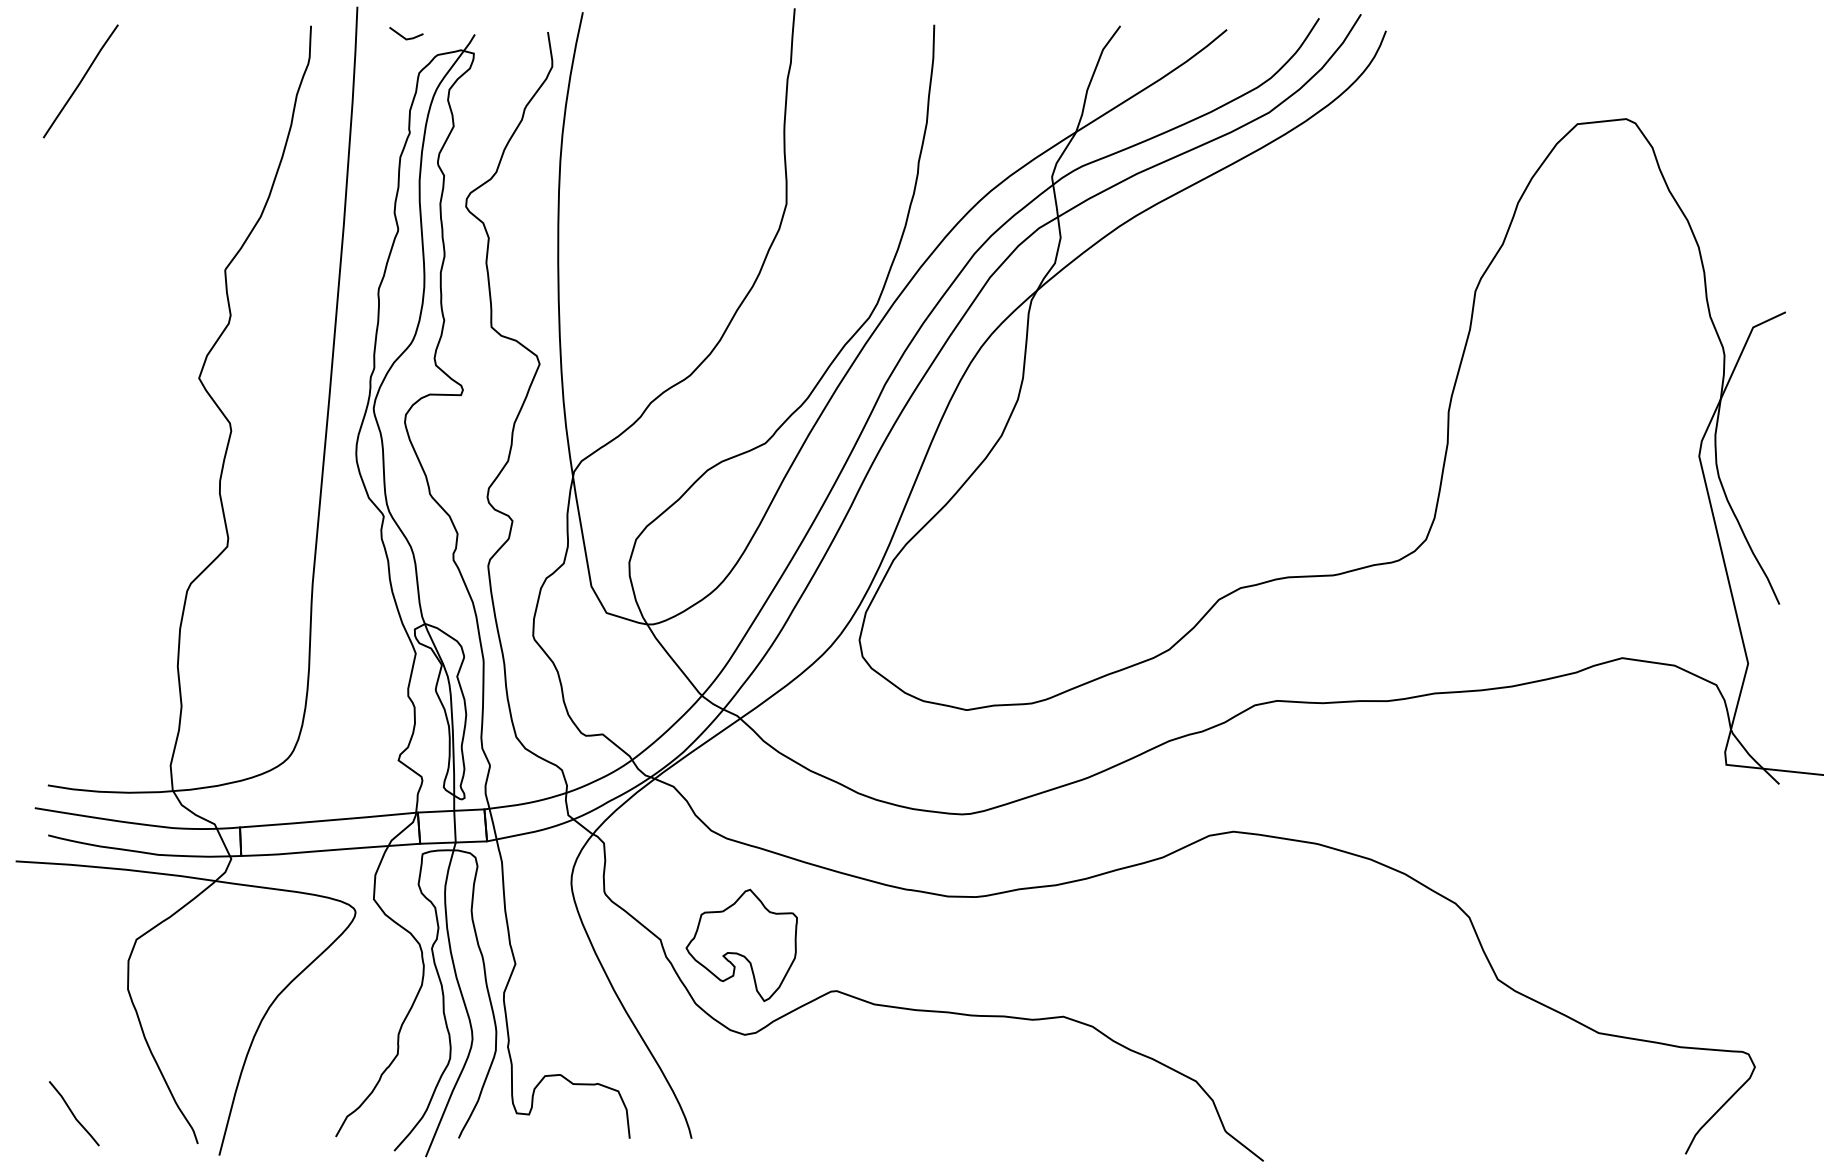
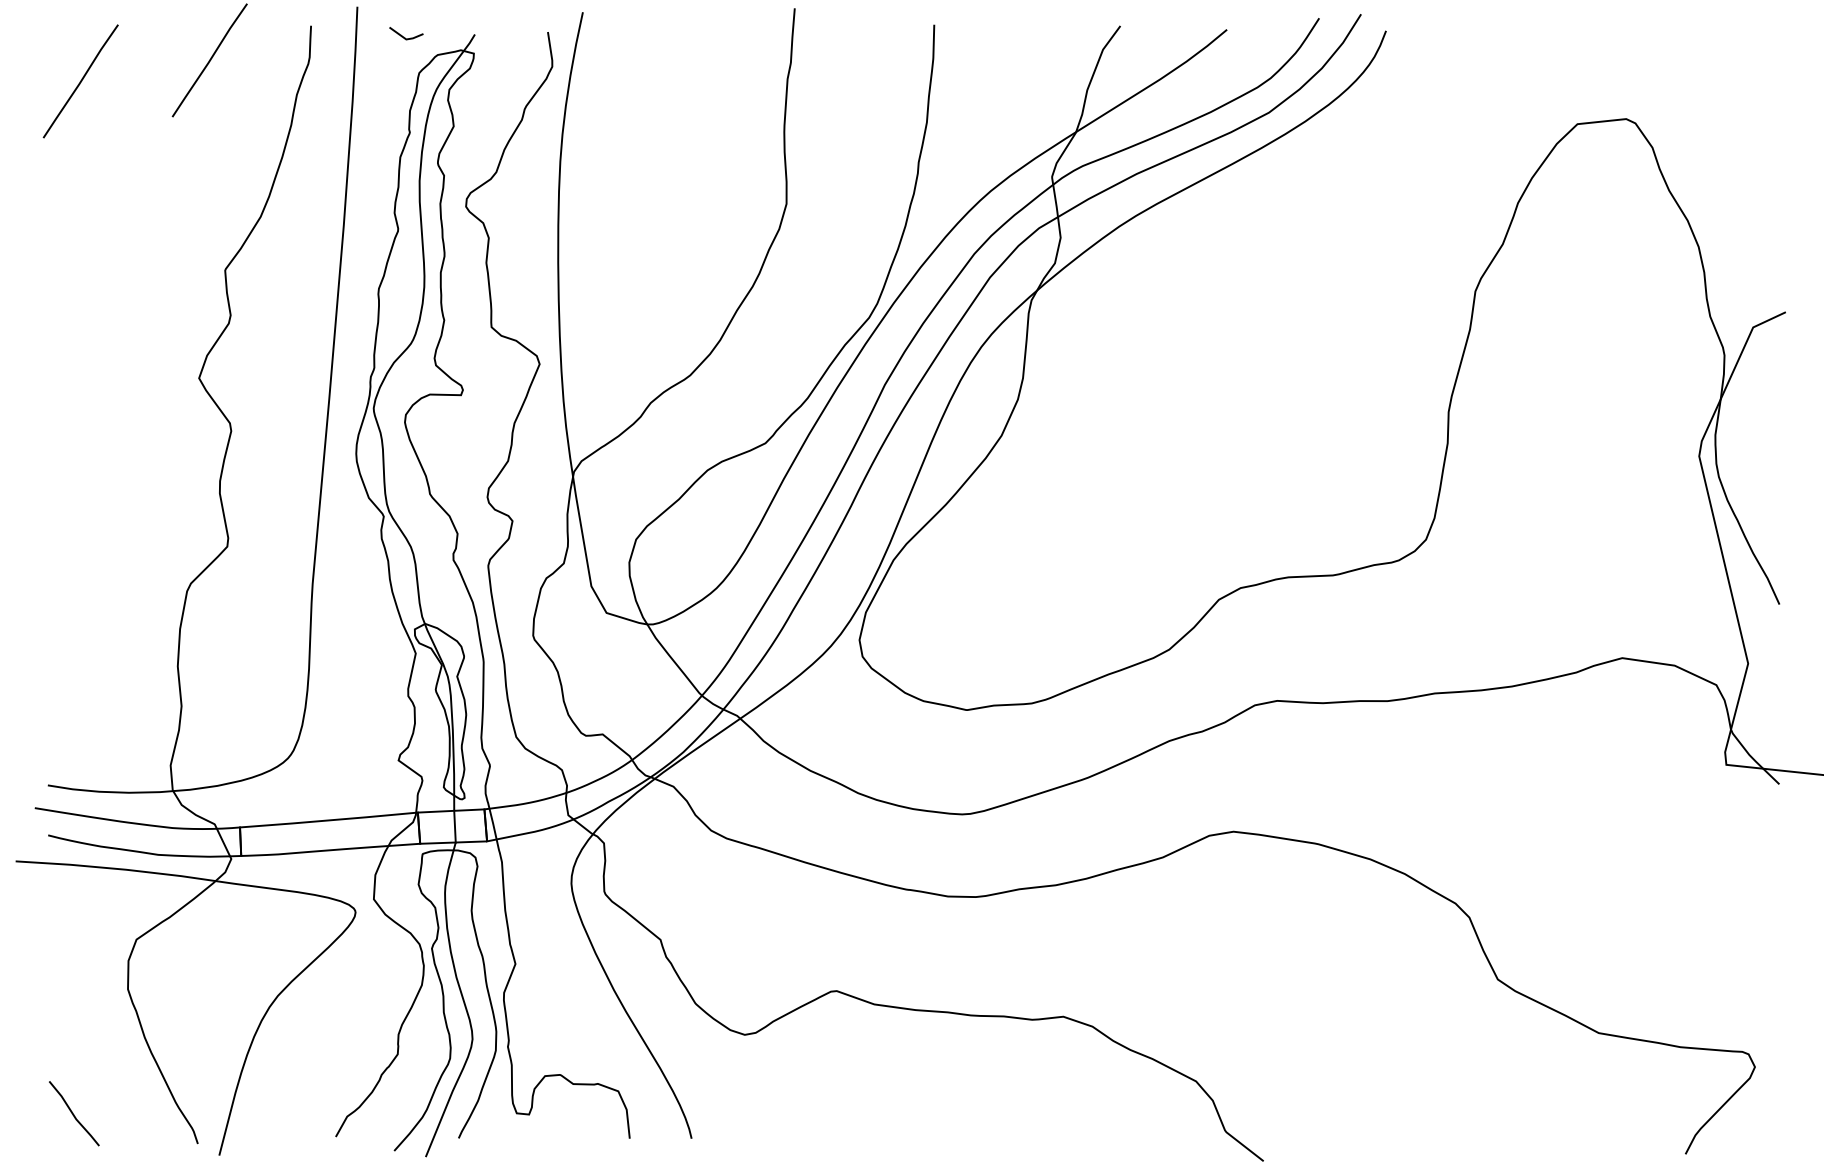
line: none -> present (209, 60)
part: present -> none (741, 945)
